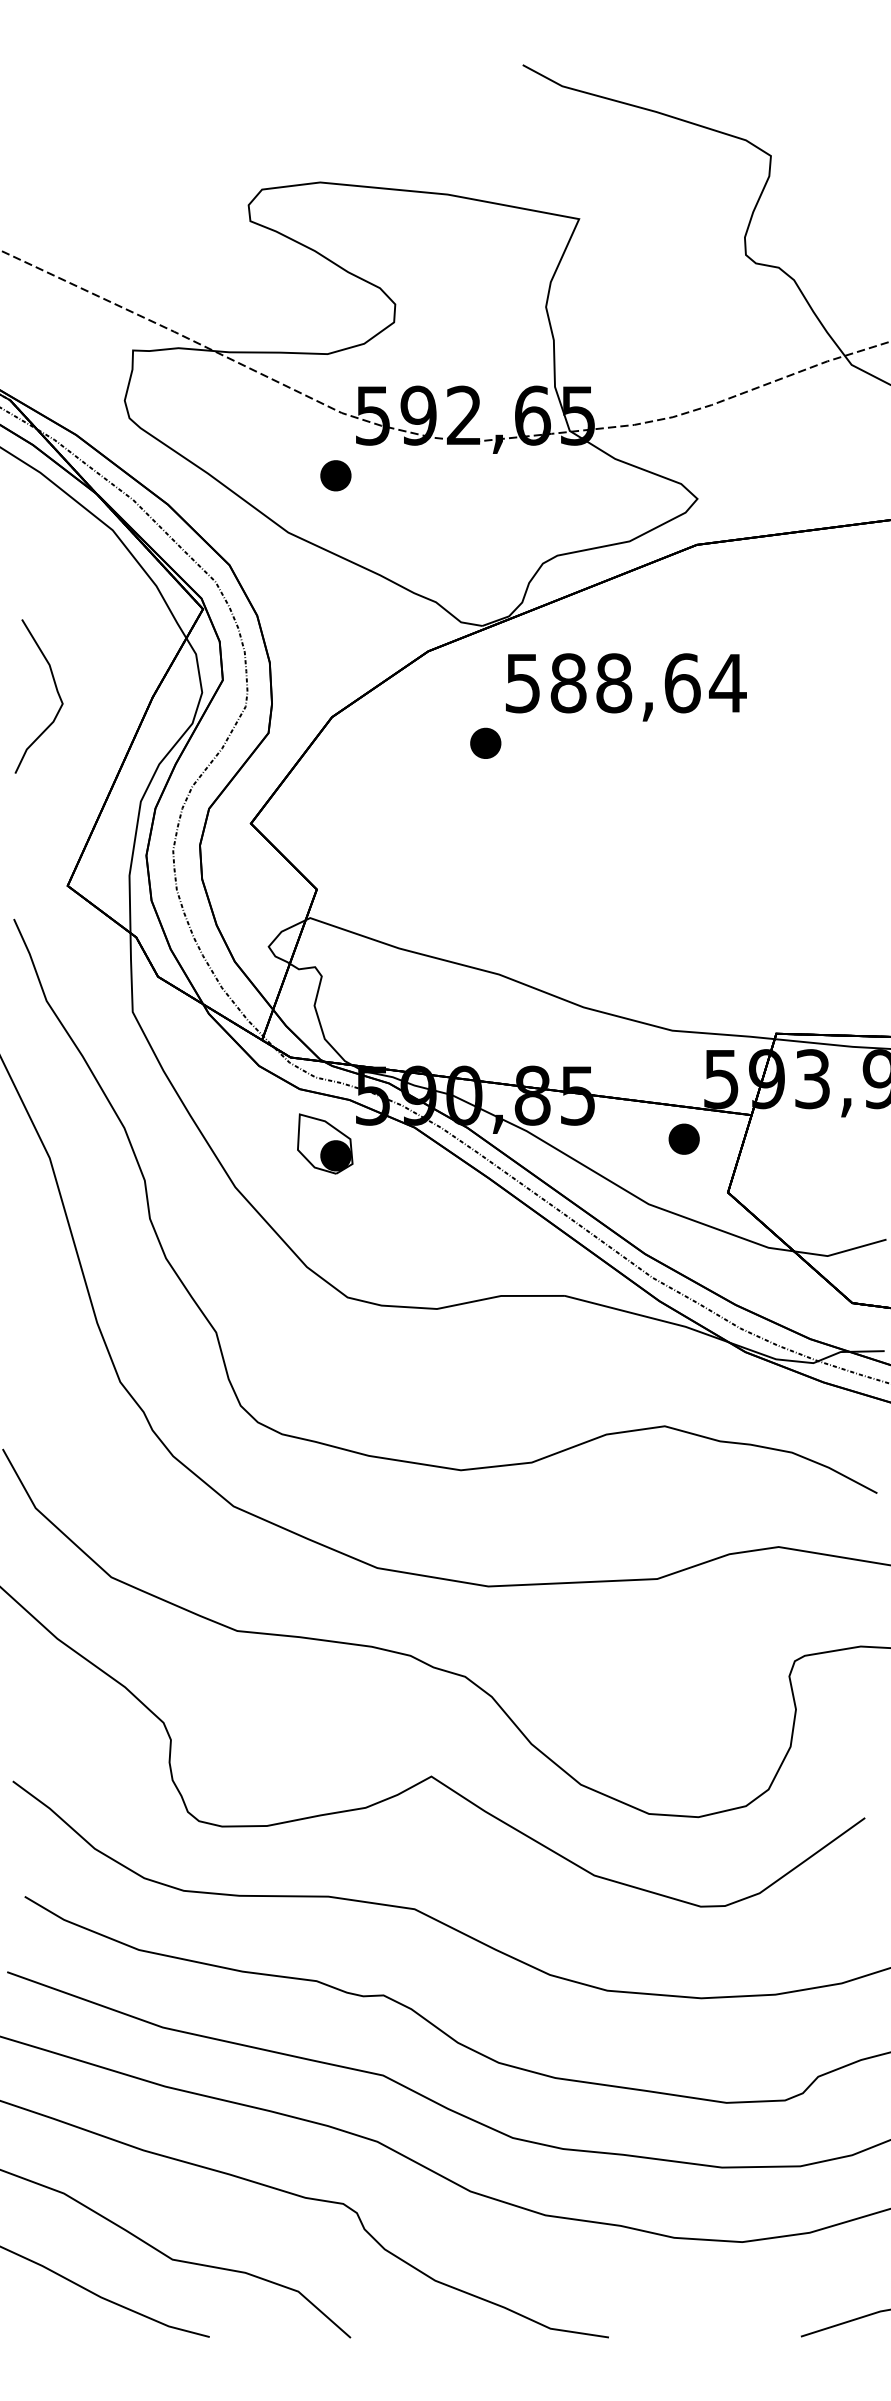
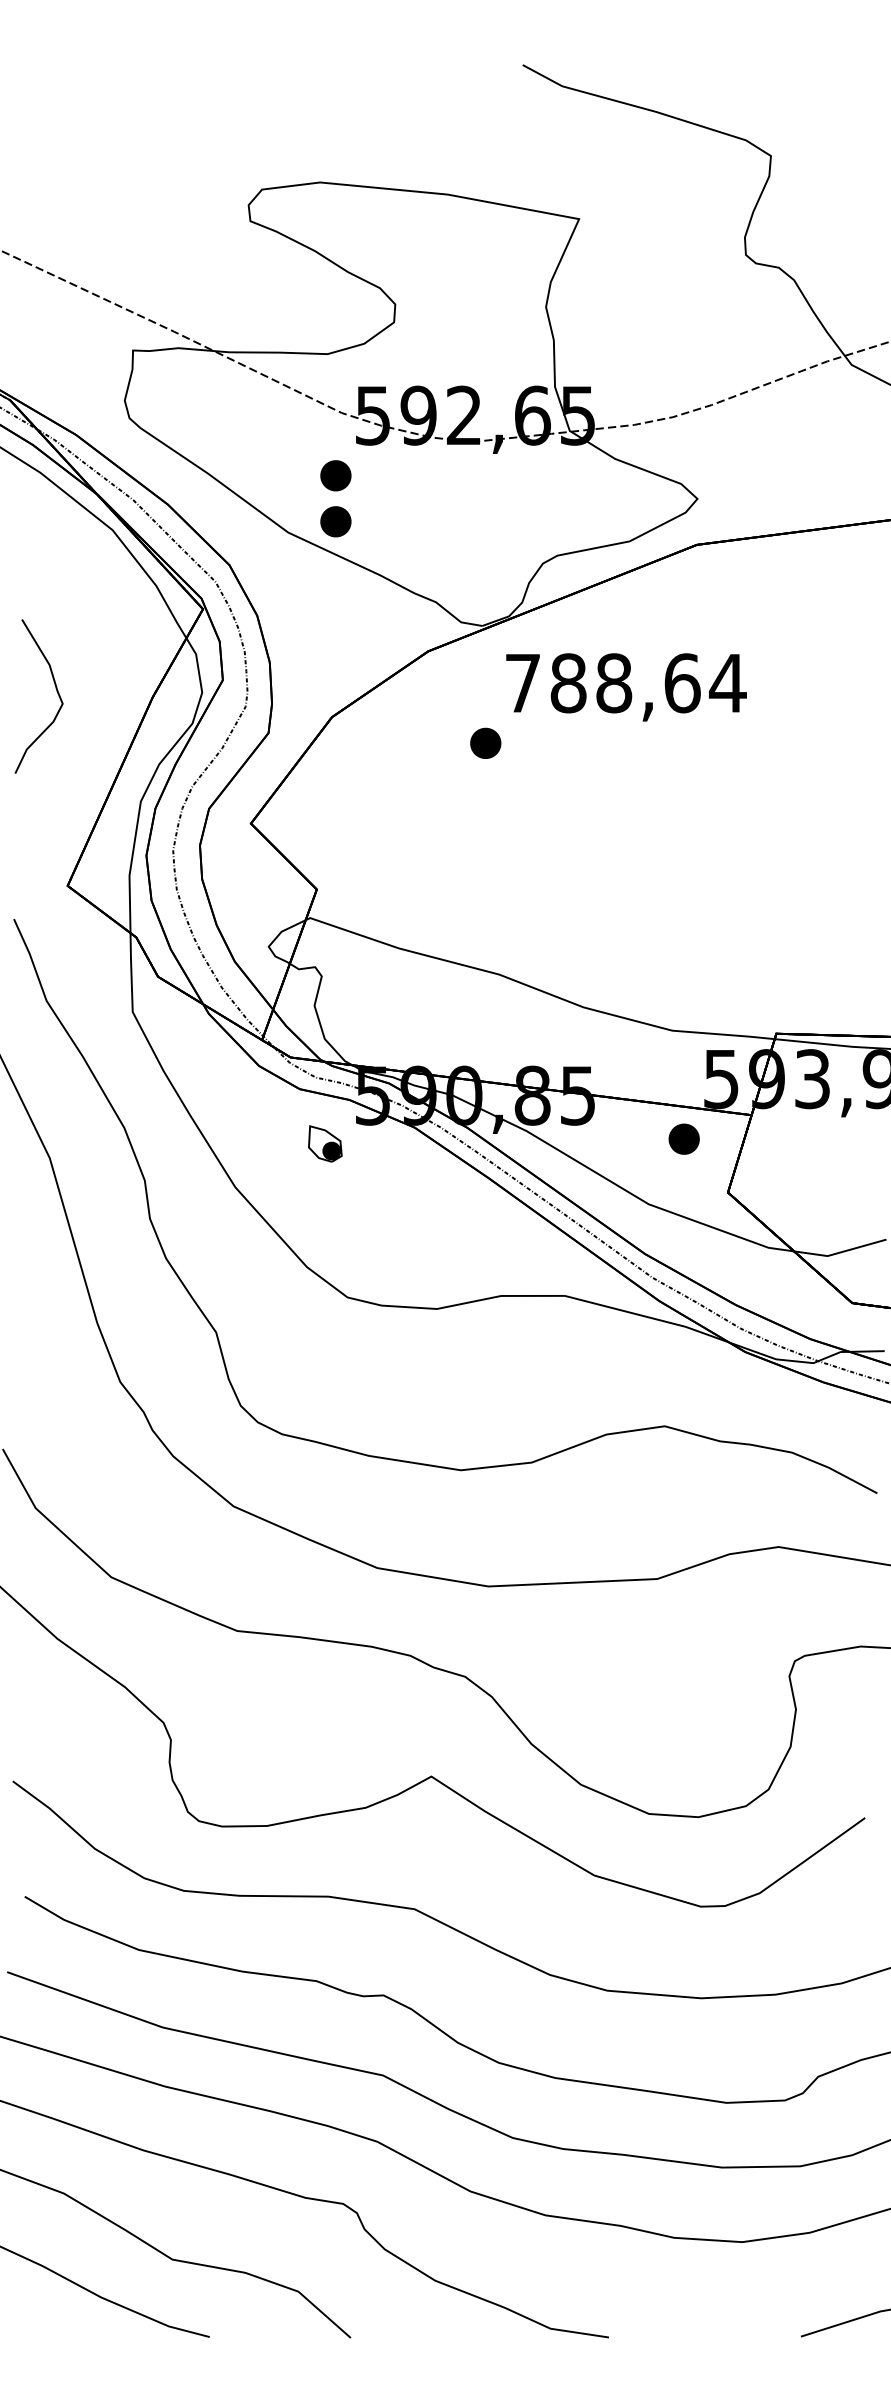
part: none -> present (335, 521)
text: 588,64 -> 788,64 (522, 683)
part size: 57x62 px -> 35x38 px (325, 1143)
